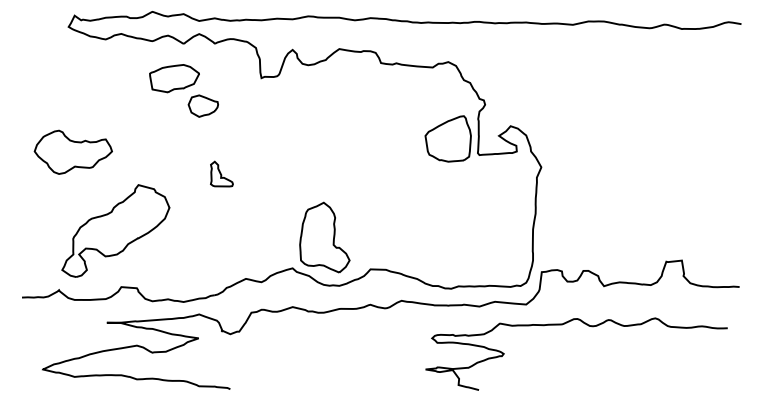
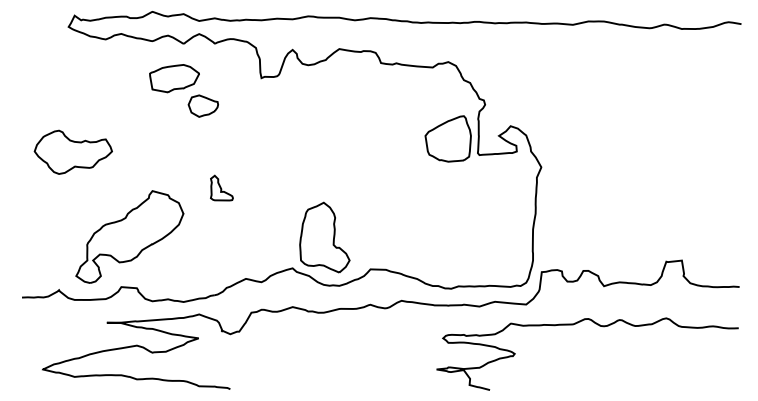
part position: (221, 173) -> (221, 187) (221, 187)
part position: (115, 230) -> (129, 236) (129, 236)
curve position: (588, 326) -> (599, 326) (599, 326)
